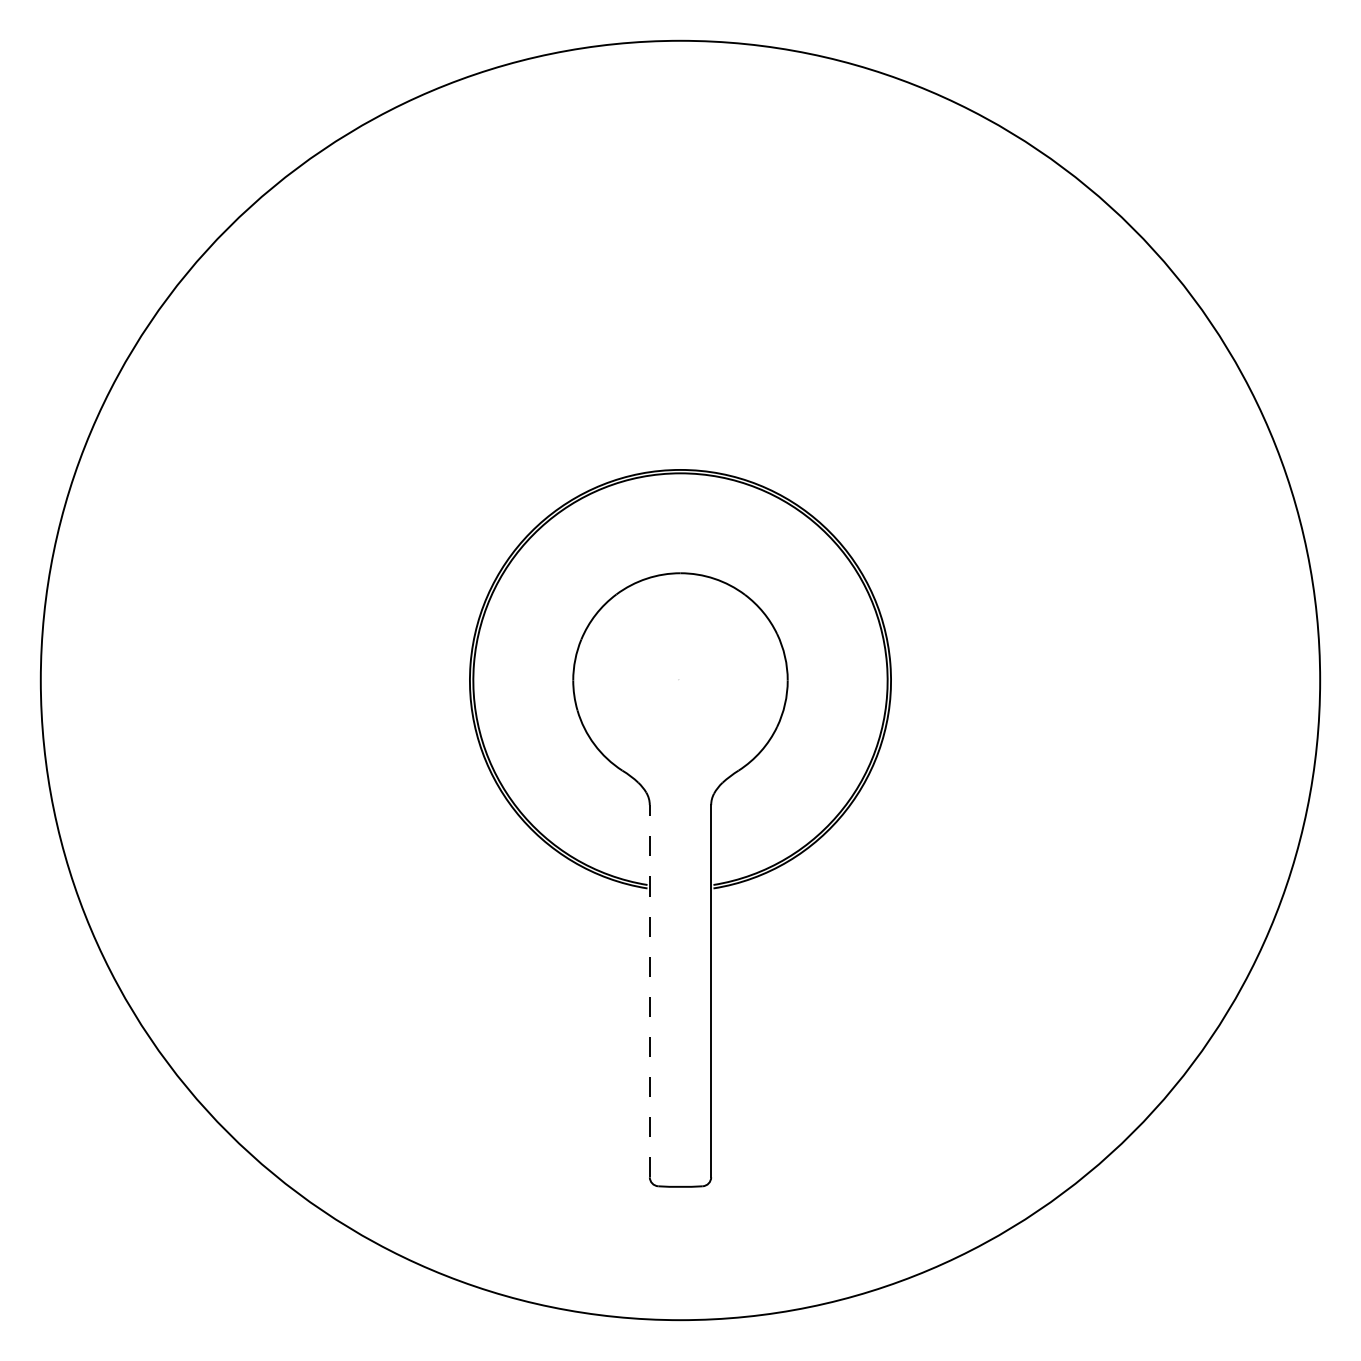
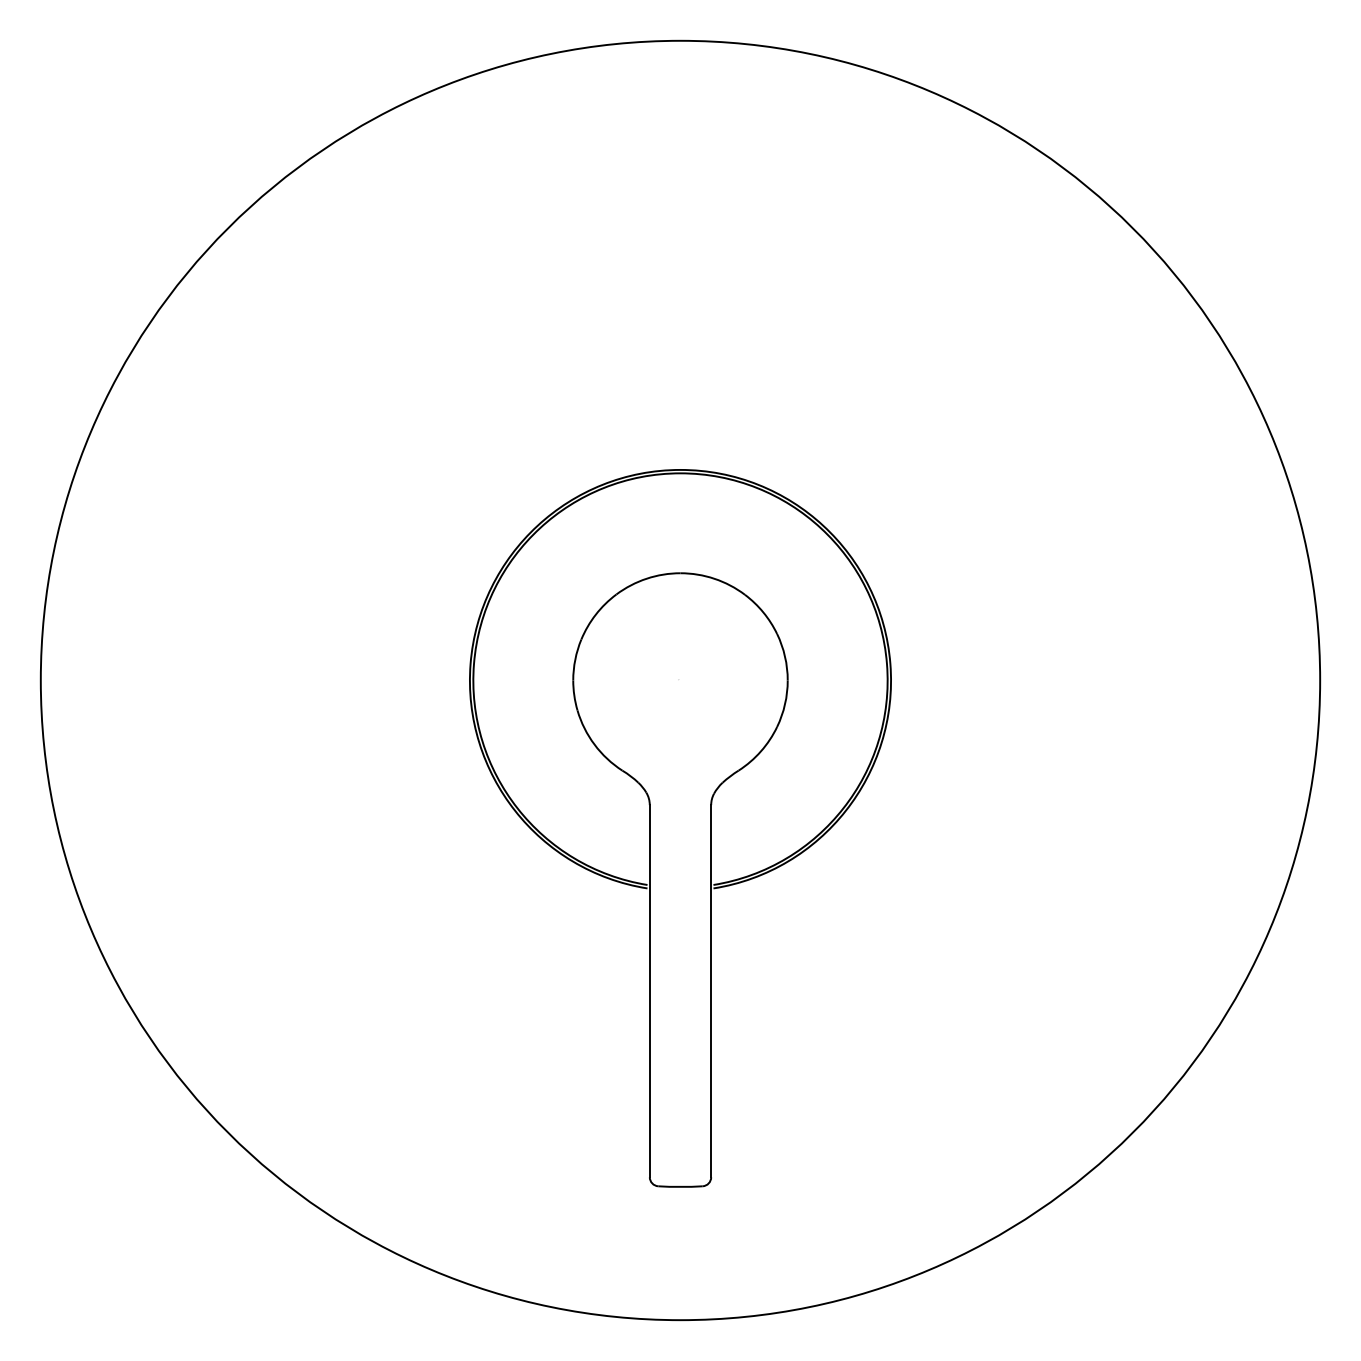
line: dashed -> solid (649, 990)
